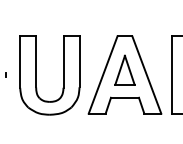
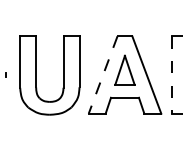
line: solid -> dashed (172, 74)
line: solid -> dashed (102, 75)
